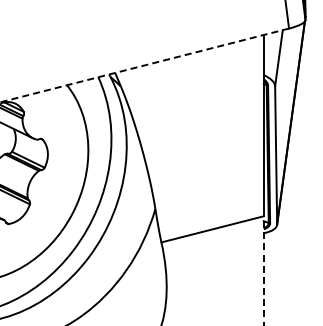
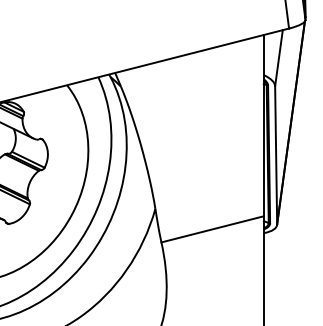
line: dashed -> solid (144, 65)
line: dashed -> solid (263, 270)
